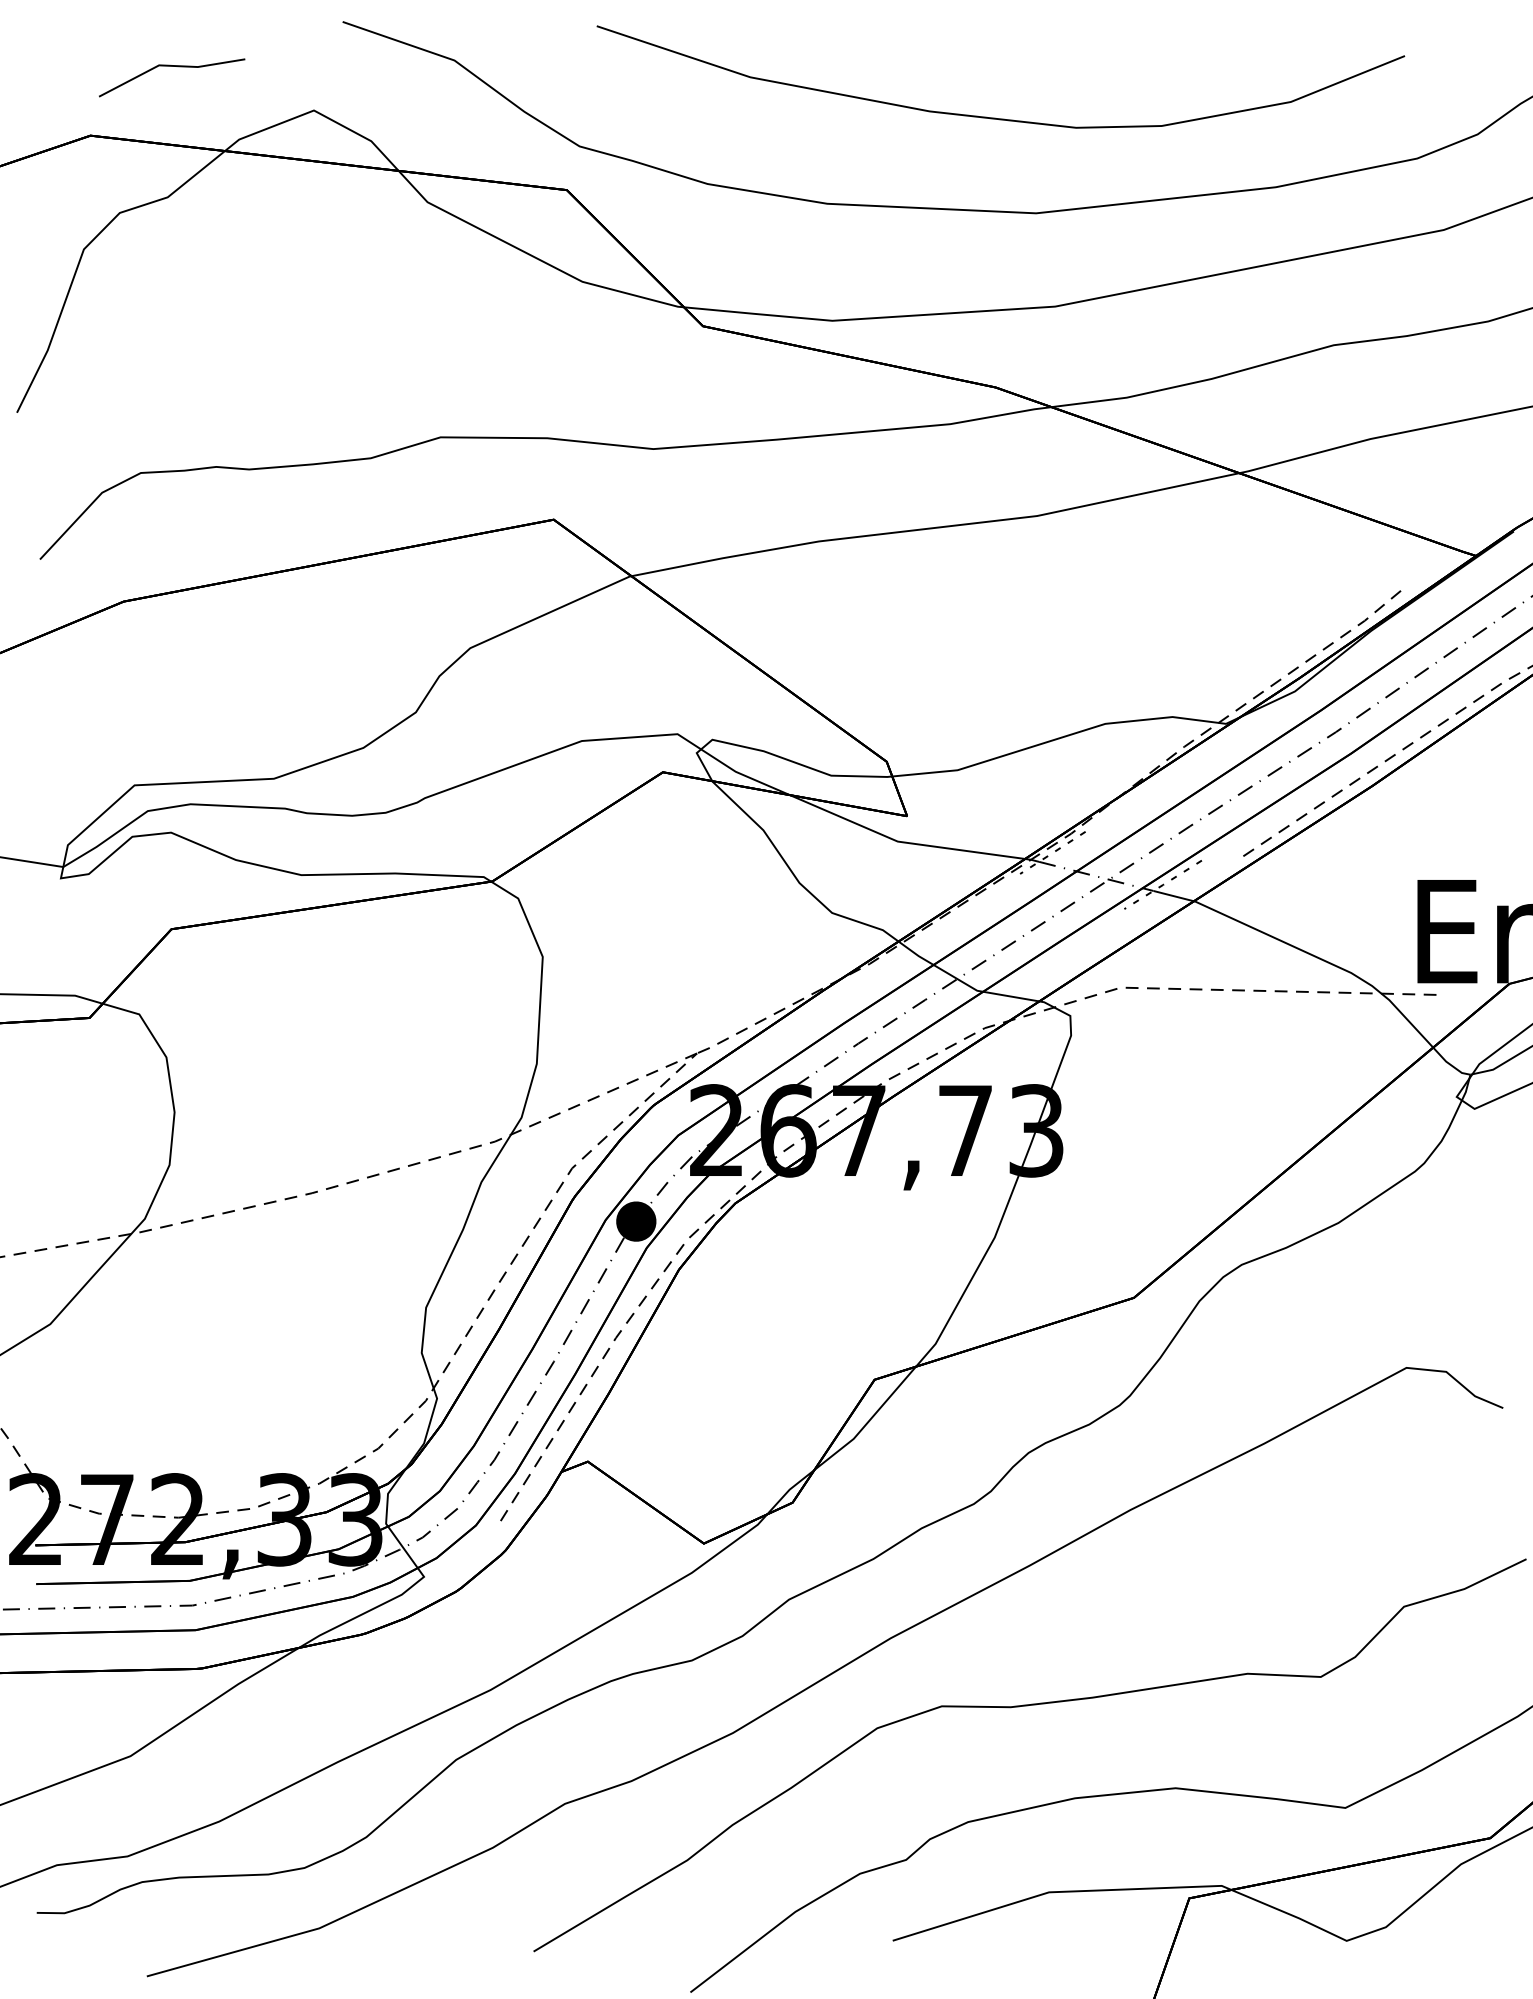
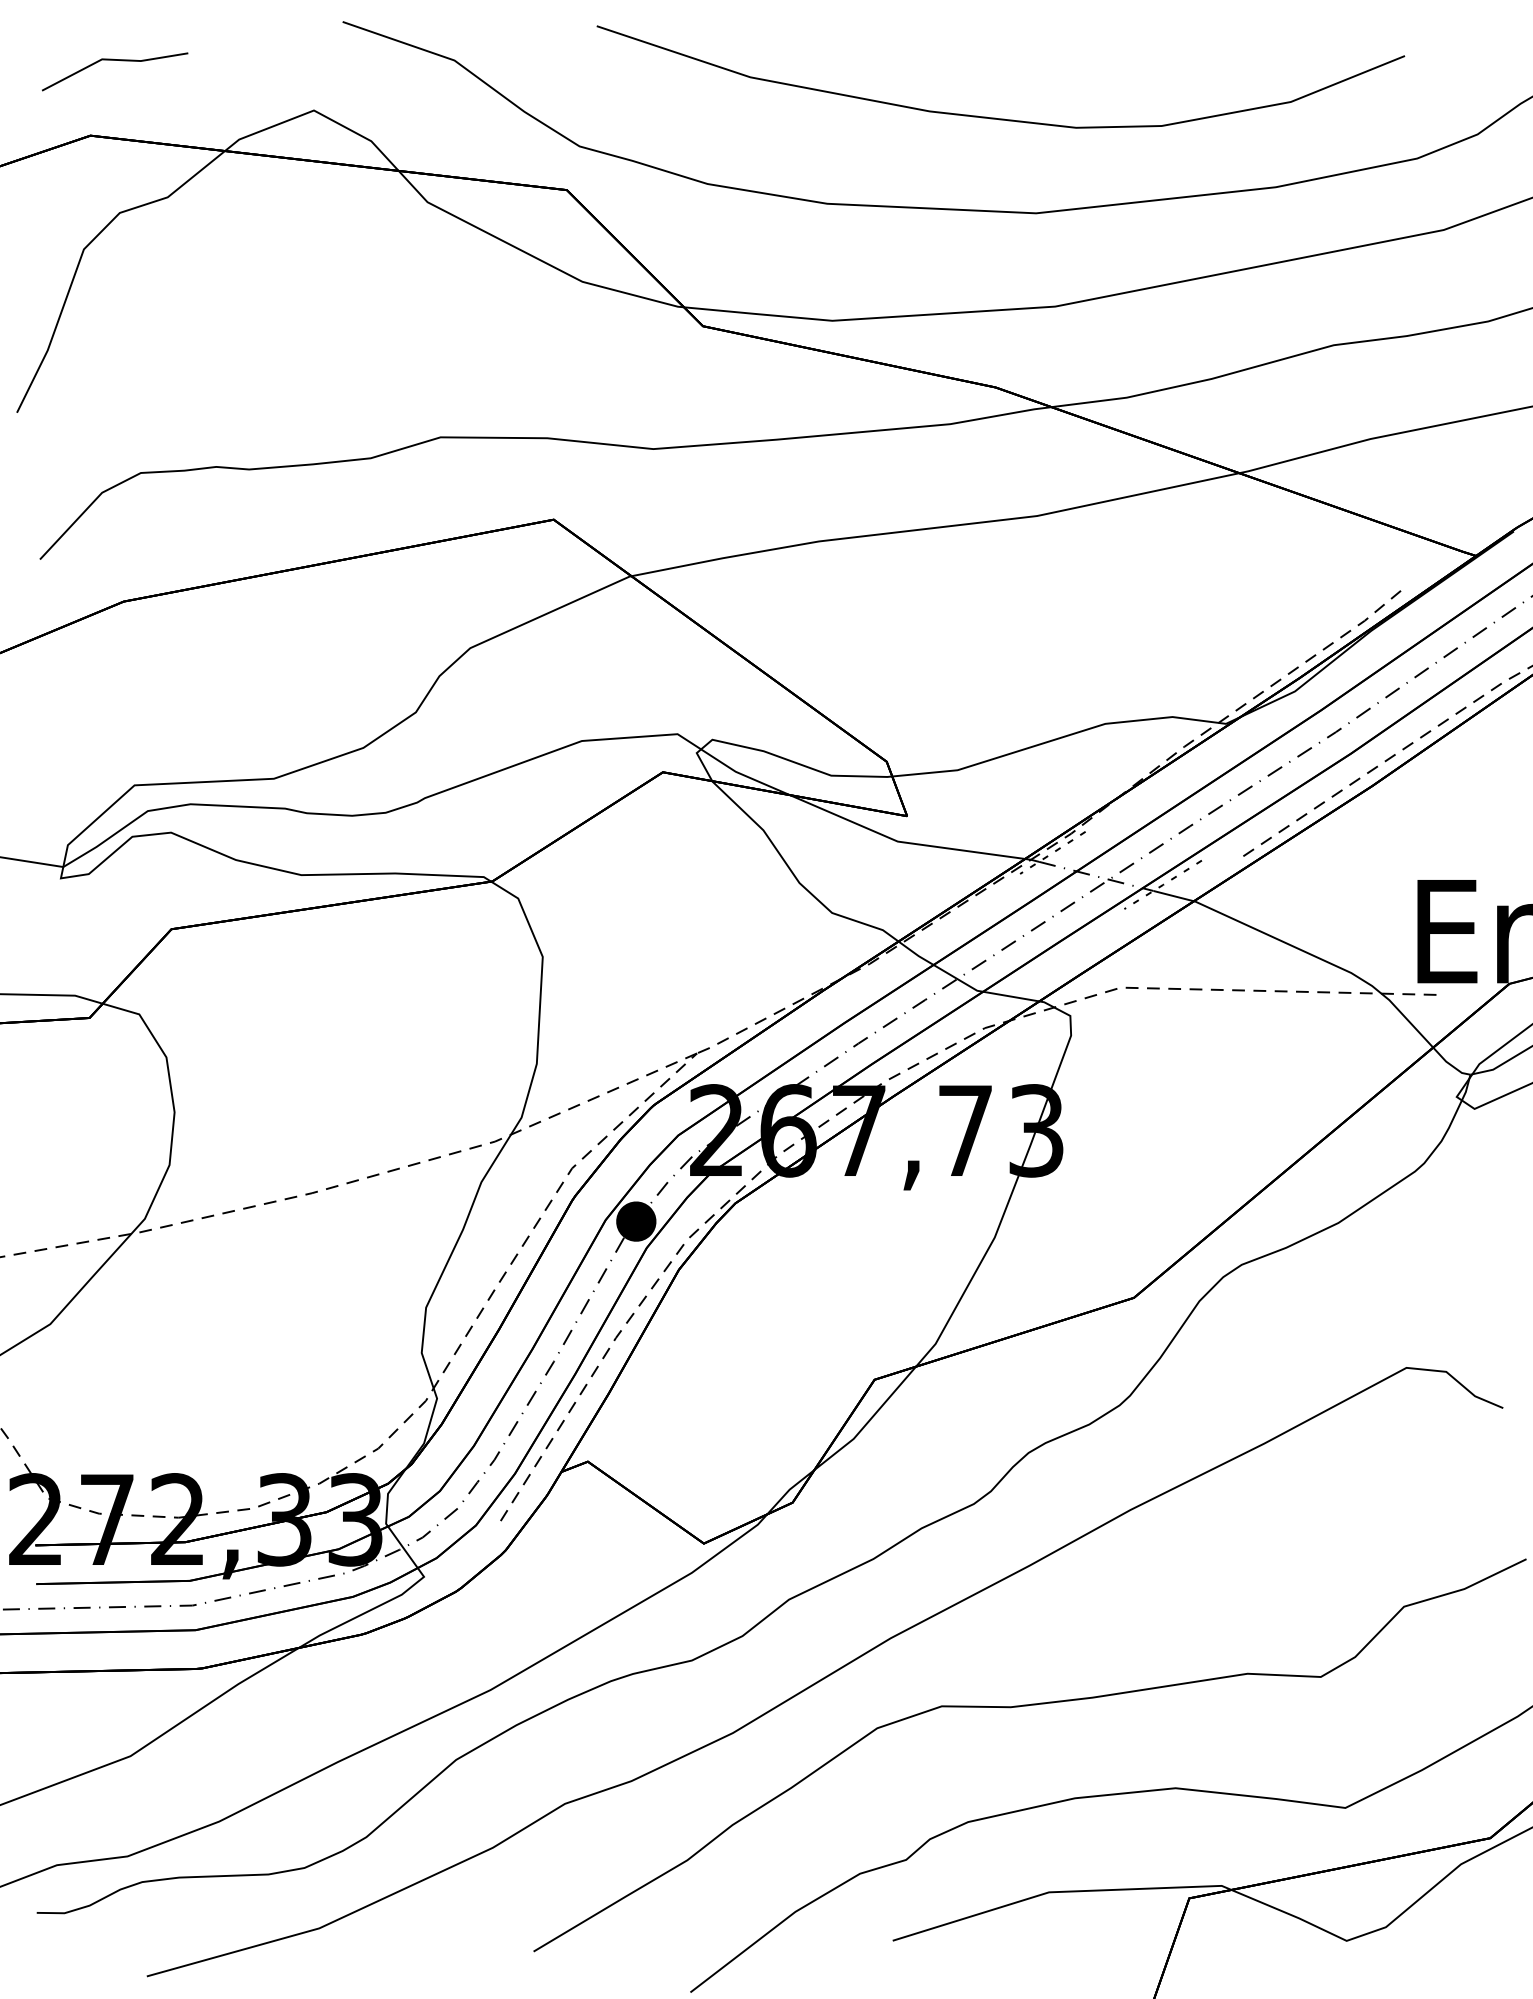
line position: (172, 66) -> (115, 60) (115, 60)
